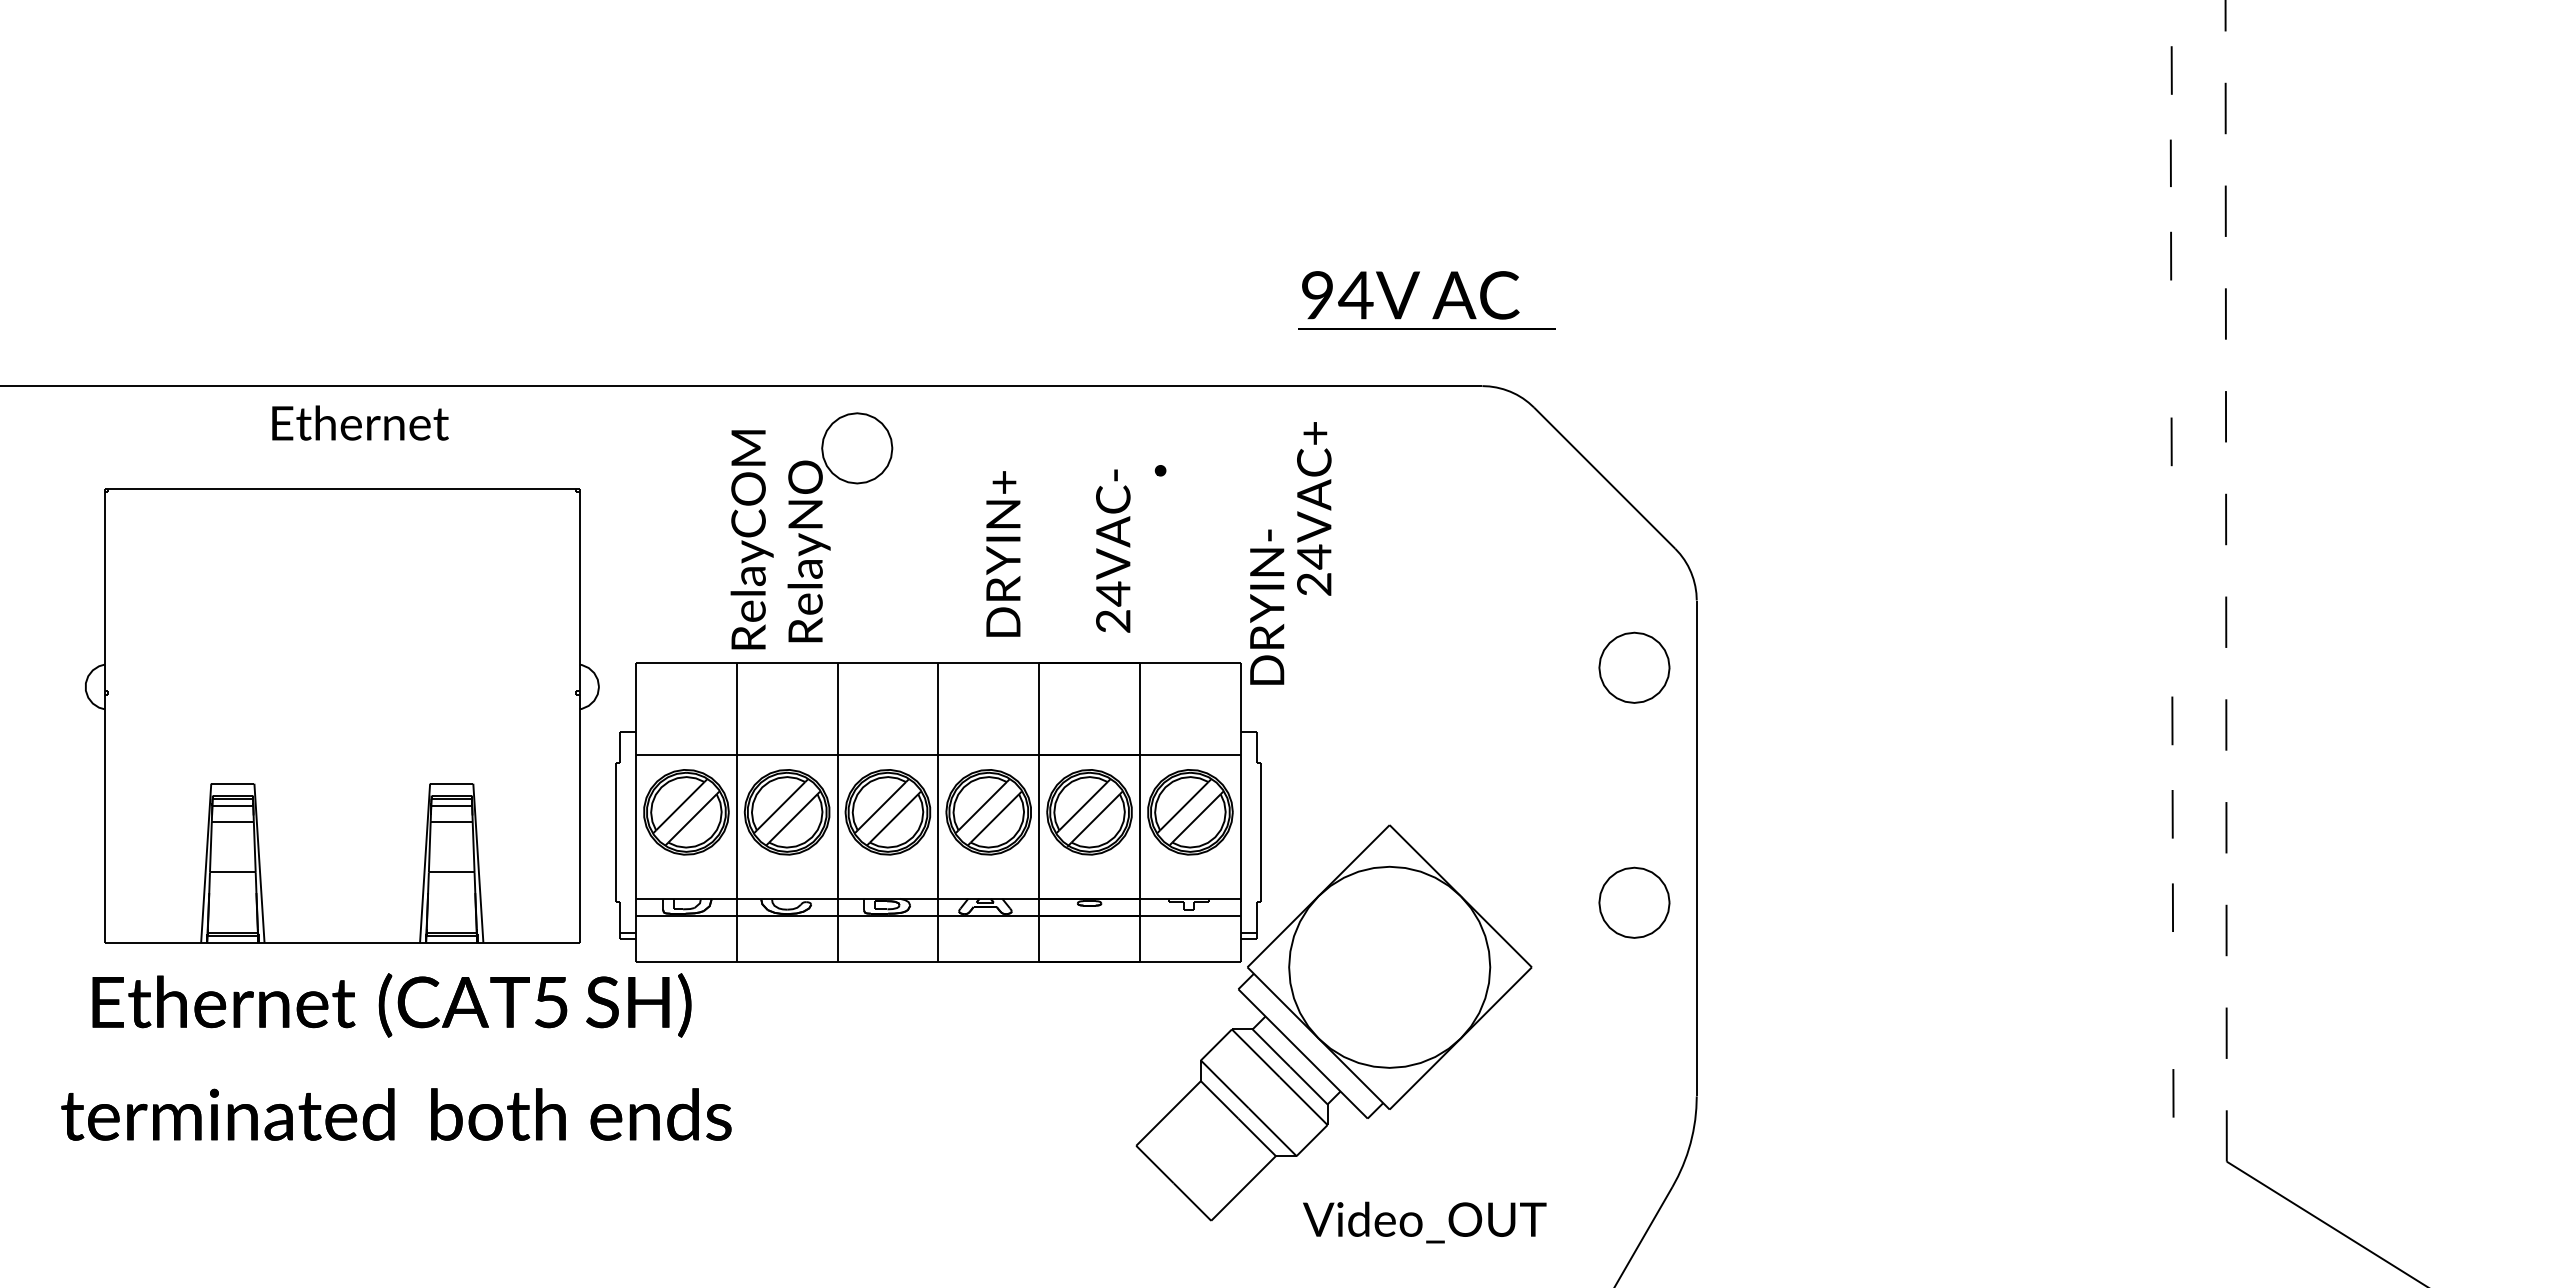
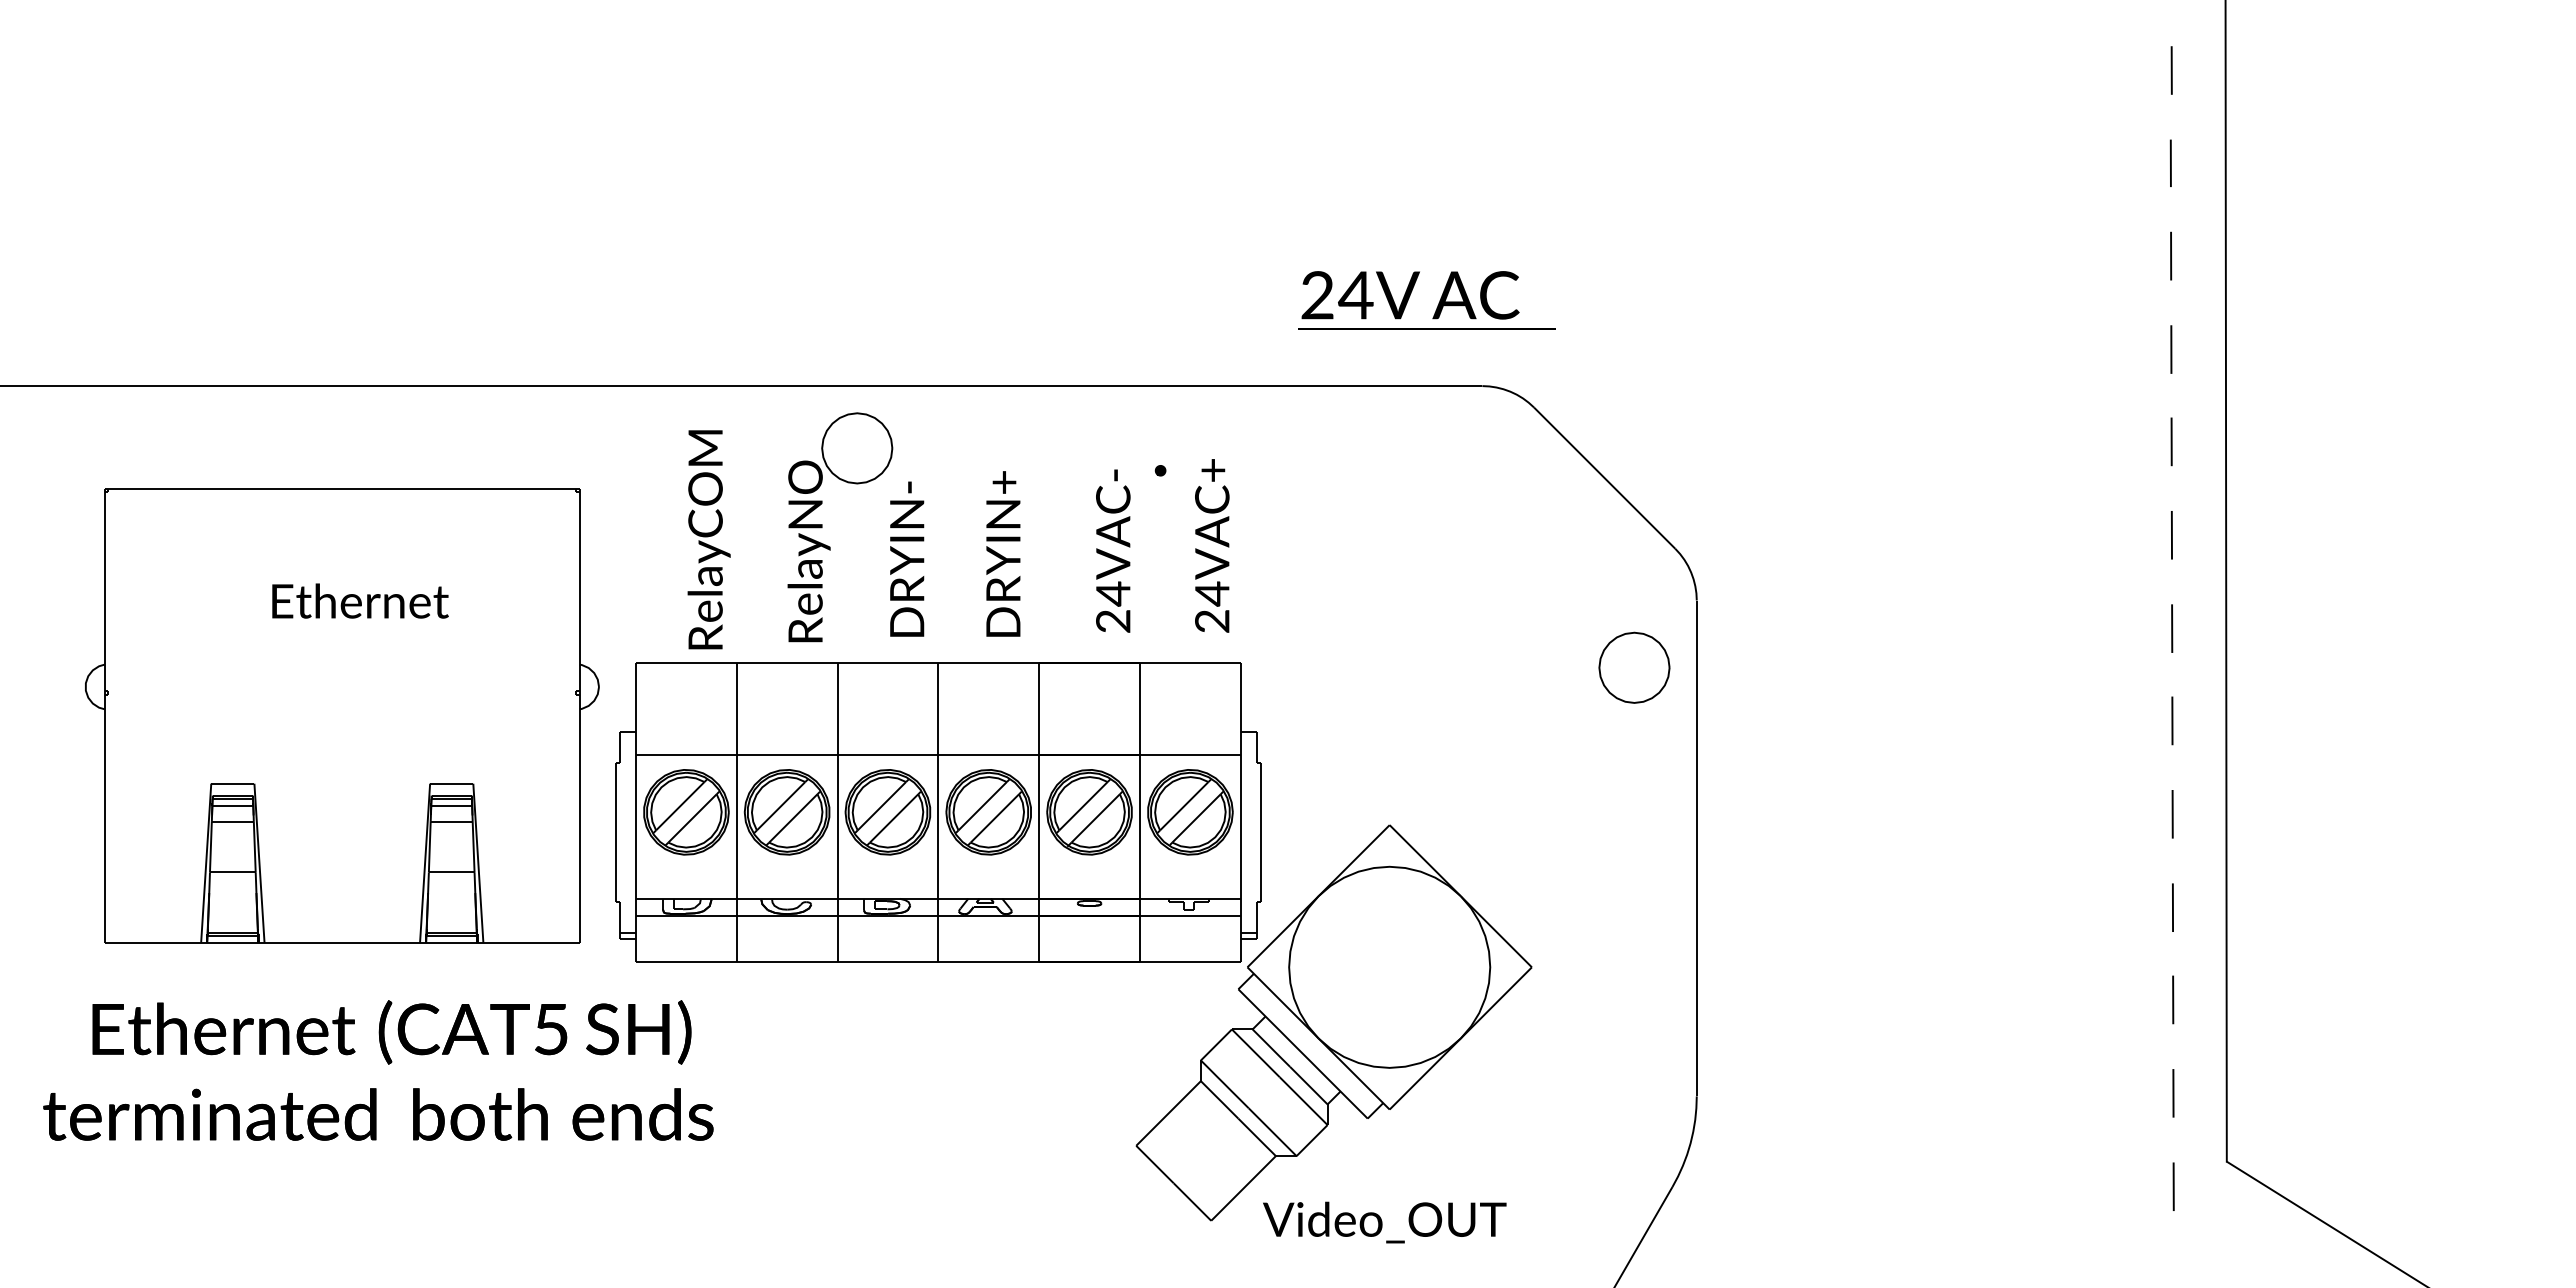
text: 94V -> 24V (1317, 295)
line: none -> present (2171, 349)
text position: (360, 422) -> (360, 600) (360, 600)
text position: (1314, 508) -> (1212, 545) (1212, 545)
line: none -> present (2171, 534)
text position: (751, 539) -> (708, 539) (708, 539)
line: dashed -> solid (2226, 580)
text position: (1267, 606) -> (907, 558) (907, 558)
line: none -> present (2172, 628)
part: present -> none (1634, 902)
line: none -> present (2173, 999)
text position: (391, 1005) -> (391, 1032) (391, 1032)
text position: (396, 1114) -> (378, 1114) (378, 1114)
line: none -> present (2173, 1186)
text position: (1424, 1222) -> (1384, 1222) (1384, 1222)
